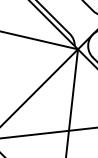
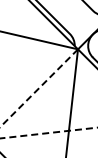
line: solid -> dashed (39, 87)
line: solid -> dashed (49, 133)
